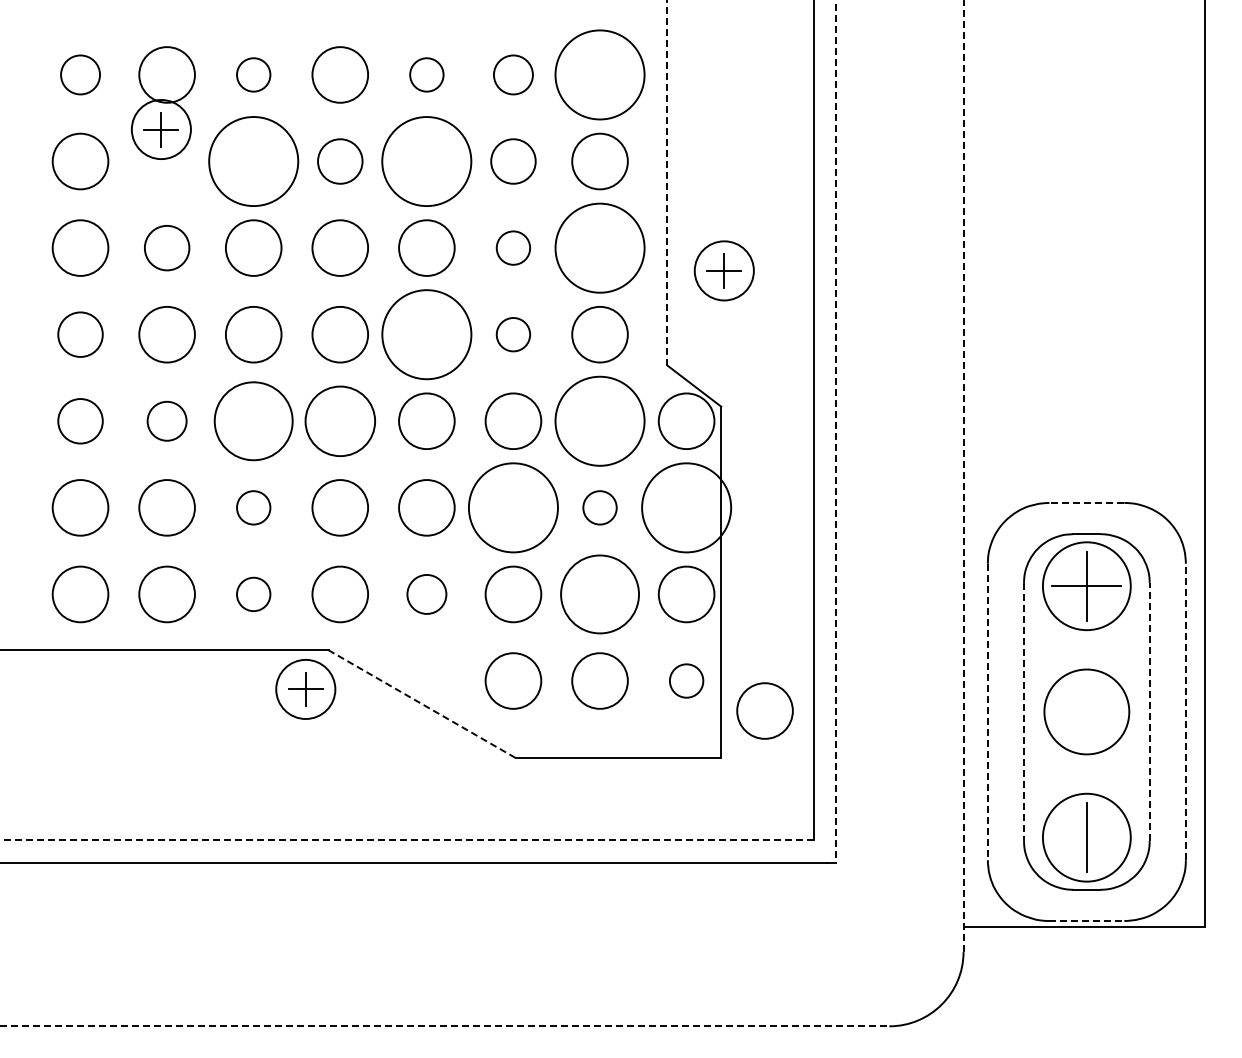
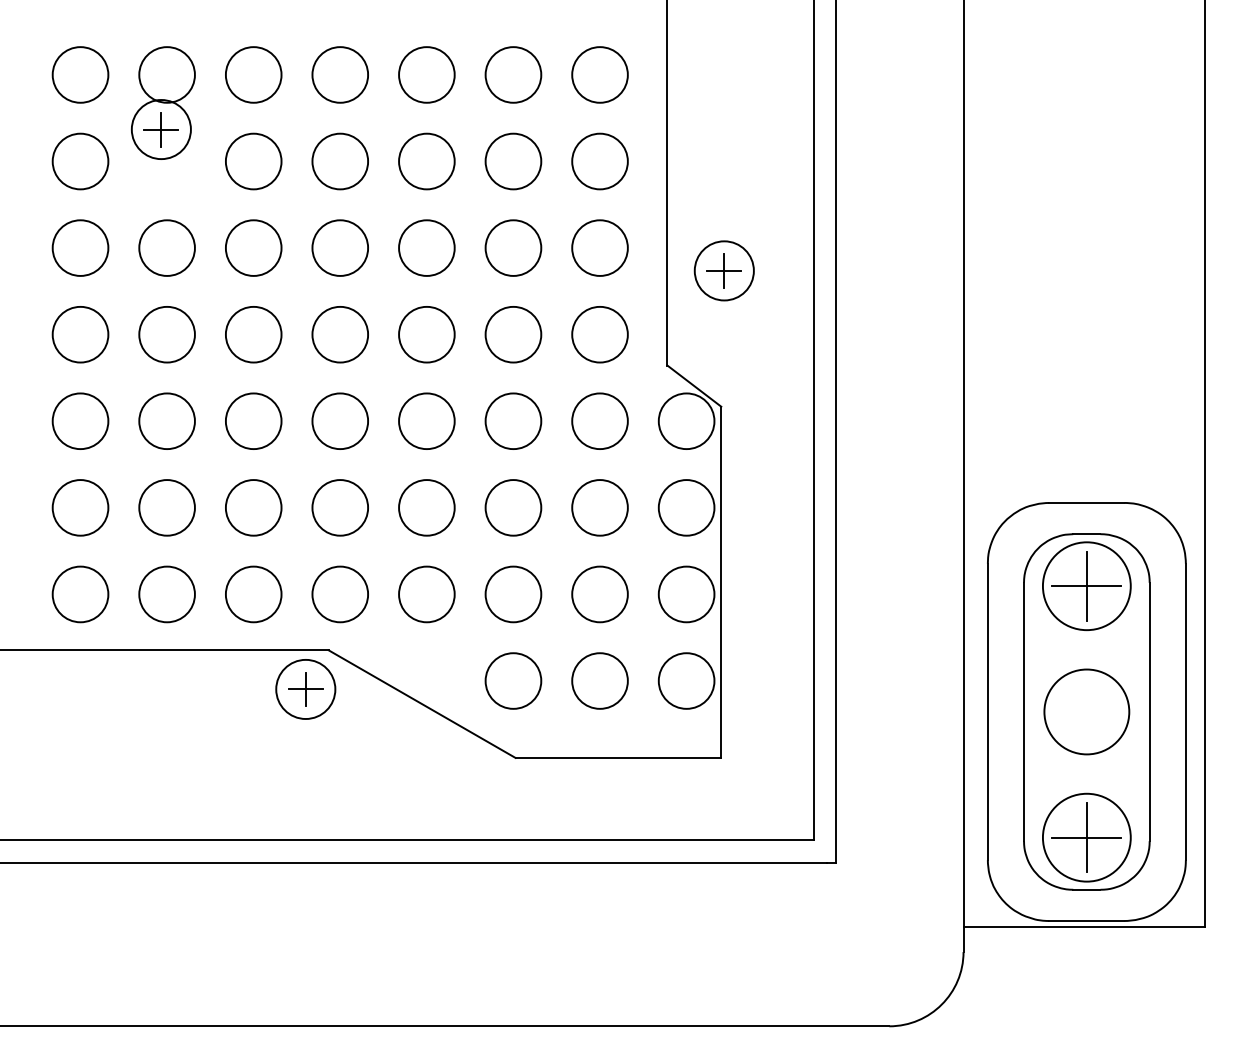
circle diameter: 39 px -> 56 px (80, 74)
circle diameter: 33 px -> 56 px (253, 74)
circle diameter: 33 px -> 56 px (426, 74)
circle diameter: 39 px -> 56 px (513, 74)
circle diameter: 89 px -> 56 px (599, 74)
circle diameter: 89 px -> 56 px (253, 161)
circle diameter: 45 px -> 56 px (340, 161)
circle size: 92x91 px -> 58x59 px (426, 161)
circle size: 47x47 px -> 59x59 px (513, 161)
line: dashed -> solid (667, 182)
circle diameter: 45 px -> 56 px (166, 247)
circle diameter: 33 px -> 56 px (513, 247)
circle size: 92x92 px -> 58x58 px (599, 247)
circle diameter: 45 px -> 56 px (80, 334)
circle diameter: 89 px -> 56 px (426, 334)
circle diameter: 33 px -> 56 px (513, 334)
circle diameter: 39 px -> 56 px (166, 421)
circle size: 72x72 px -> 58x58 px (339, 420)
circle diameter: 89 px -> 56 px (599, 421)
circle diameter: 45 px -> 56 px (80, 421)
circle diameter: 78 px -> 56 px (253, 421)
line: dashed -> solid (836, 432)
line: dashed -> solid (963, 476)
line: dashed -> solid (1086, 502)
circle diameter: 33 px -> 56 px (253, 507)
circle diameter: 89 px -> 56 px (513, 507)
circle diameter: 33 px -> 56 px (599, 507)
circle diameter: 89 px -> 56 px (686, 507)
circle diameter: 33 px -> 56 px (253, 594)
circle size: 42x41 px -> 58x59 px (426, 594)
circle diameter: 78 px -> 56 px (599, 594)
circle diameter: 33 px -> 56 px (686, 680)
line: dashed -> solid (422, 704)
circle: present -> none (764, 710)
line: dashed -> solid (1149, 711)
line: dashed -> solid (1185, 711)
line: dashed -> solid (987, 712)
line: dashed -> solid (1024, 712)
line: none -> present (1086, 837)
line: dashed -> solid (407, 839)
line: dashed -> solid (1087, 921)
line: dashed -> solid (445, 1026)
